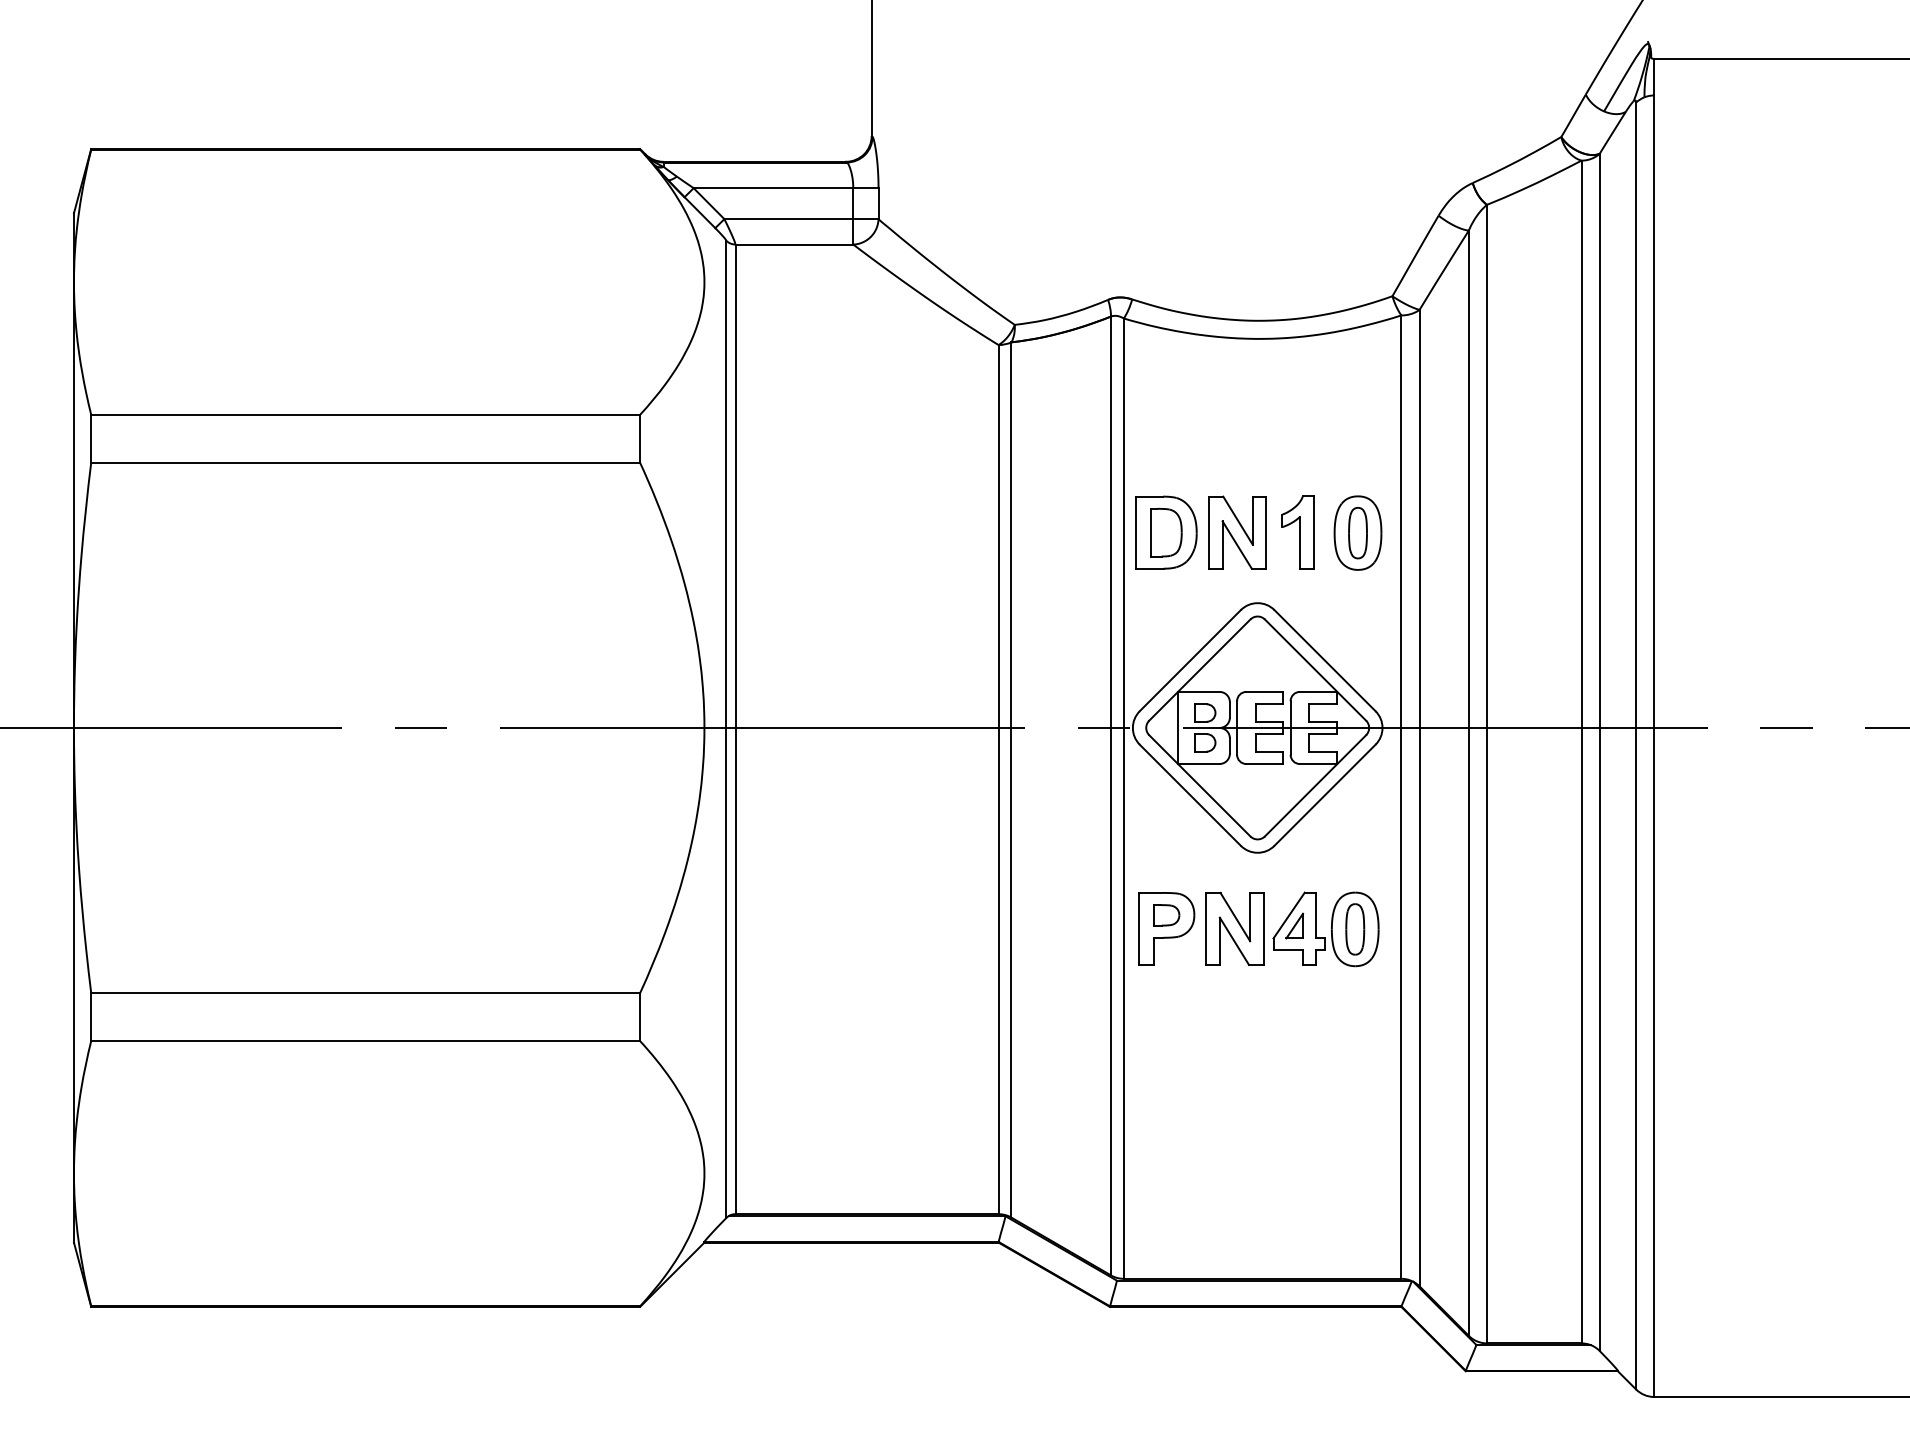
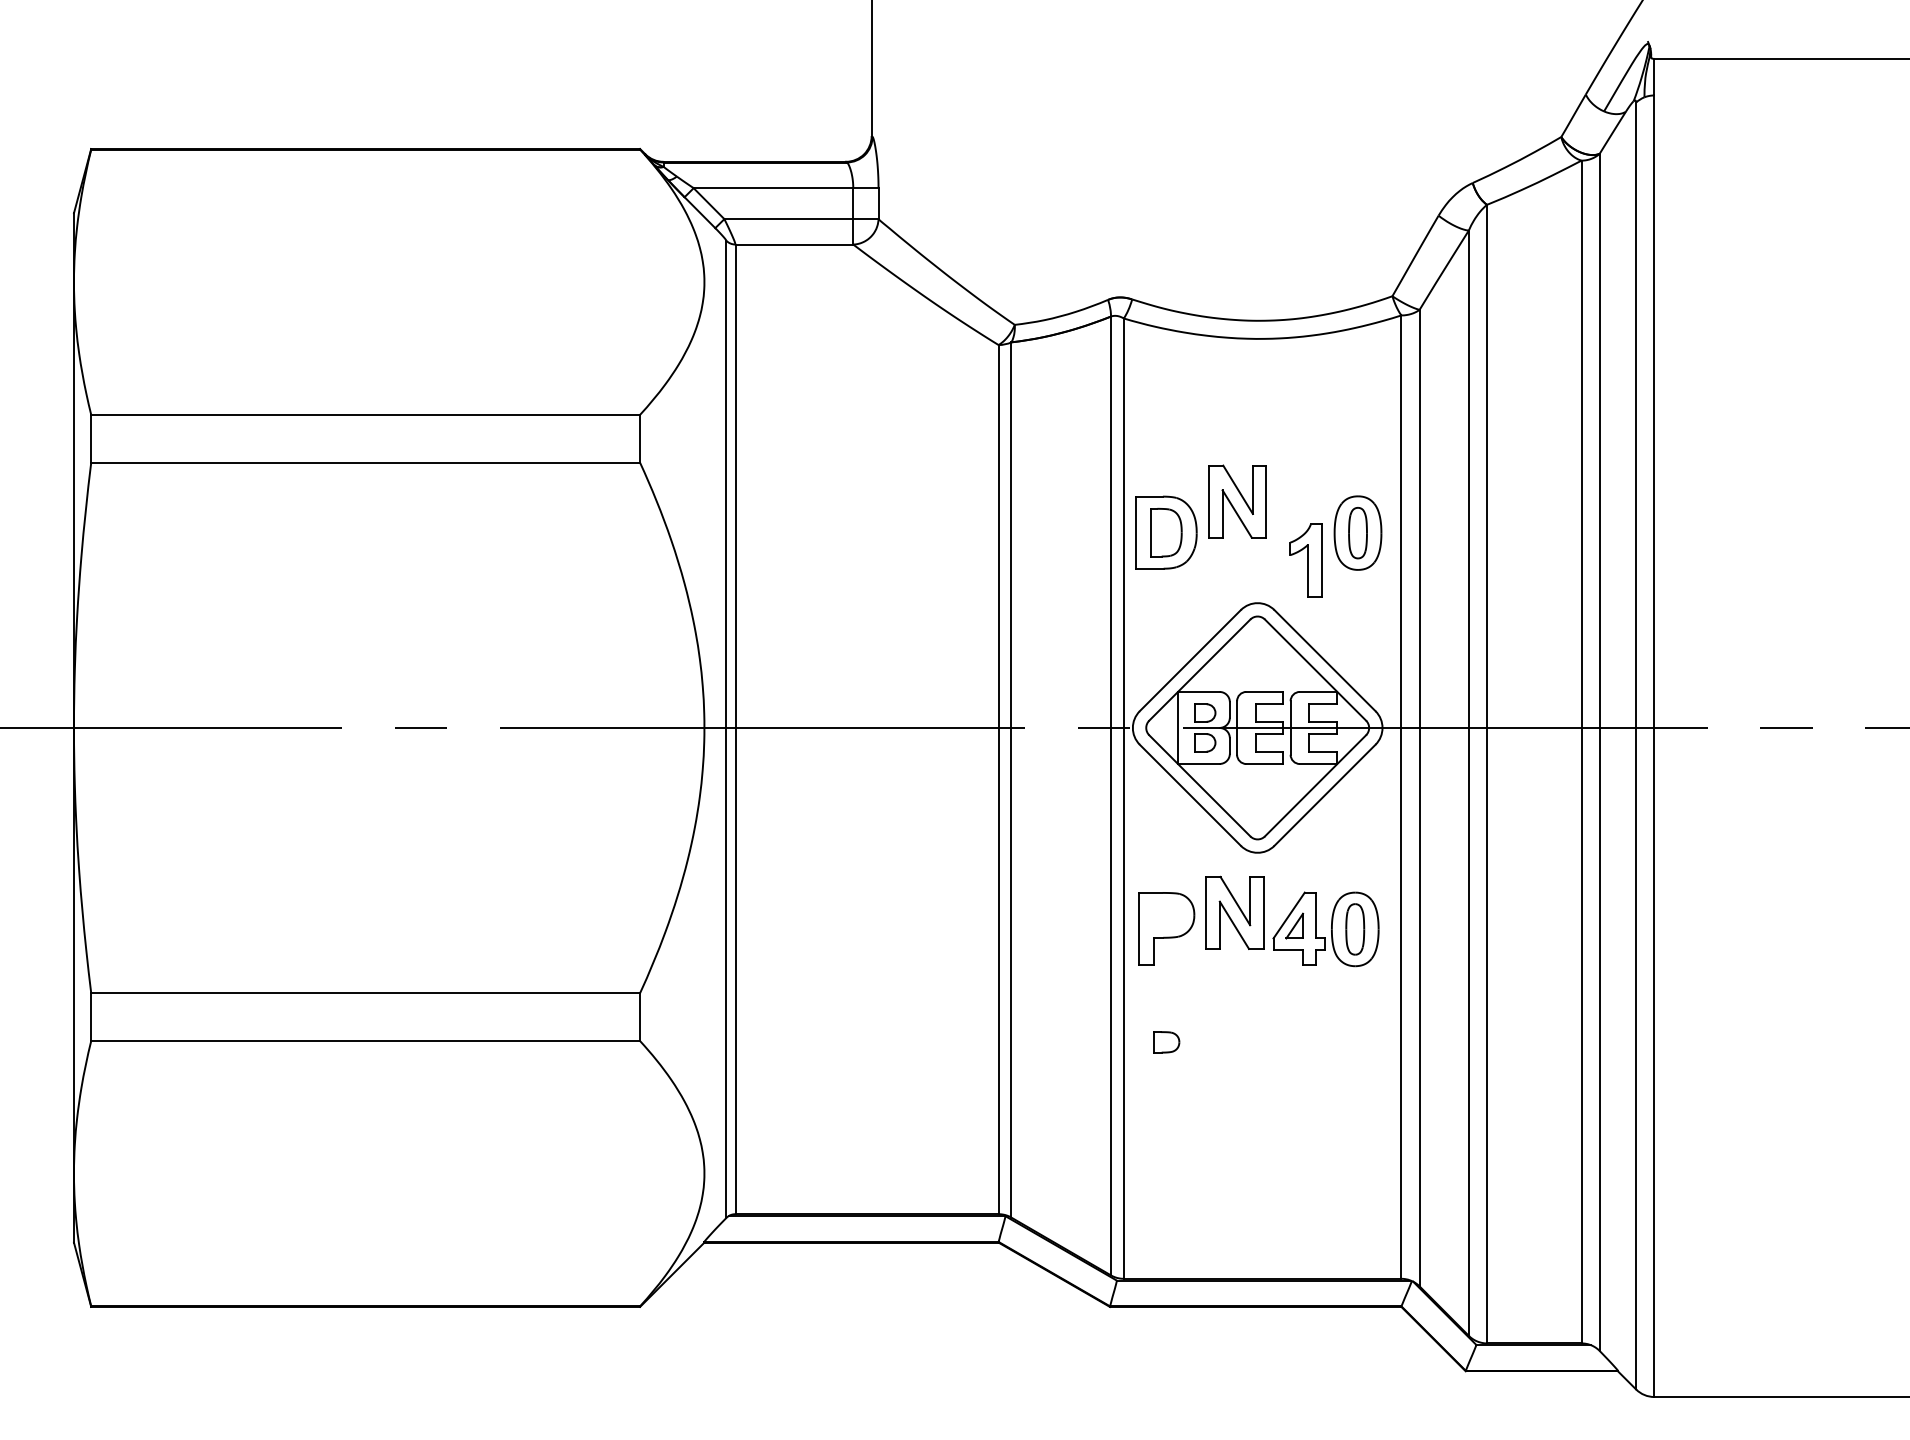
part position: (1237, 532) -> (1237, 501) (1237, 501)
part position: (1297, 532) -> (1305, 560) (1305, 560)
part position: (1166, 915) -> (1166, 1042) (1166, 1042)
part position: (1234, 928) -> (1234, 912) (1234, 912)
